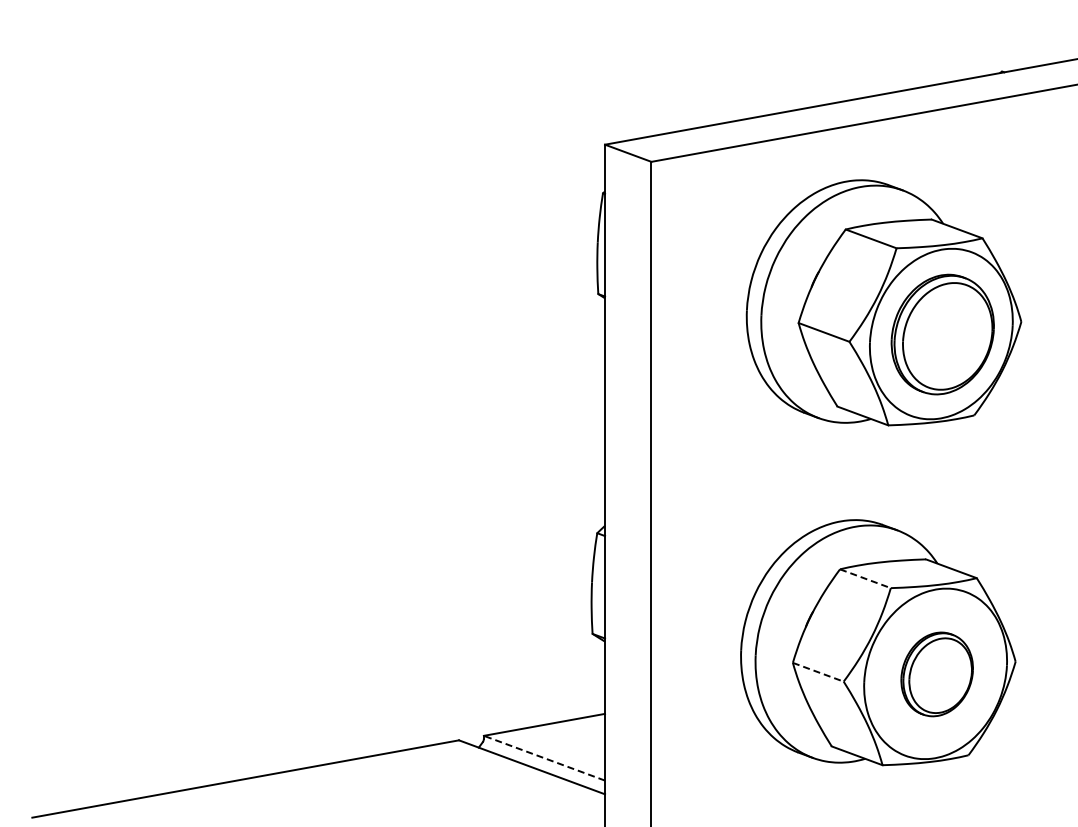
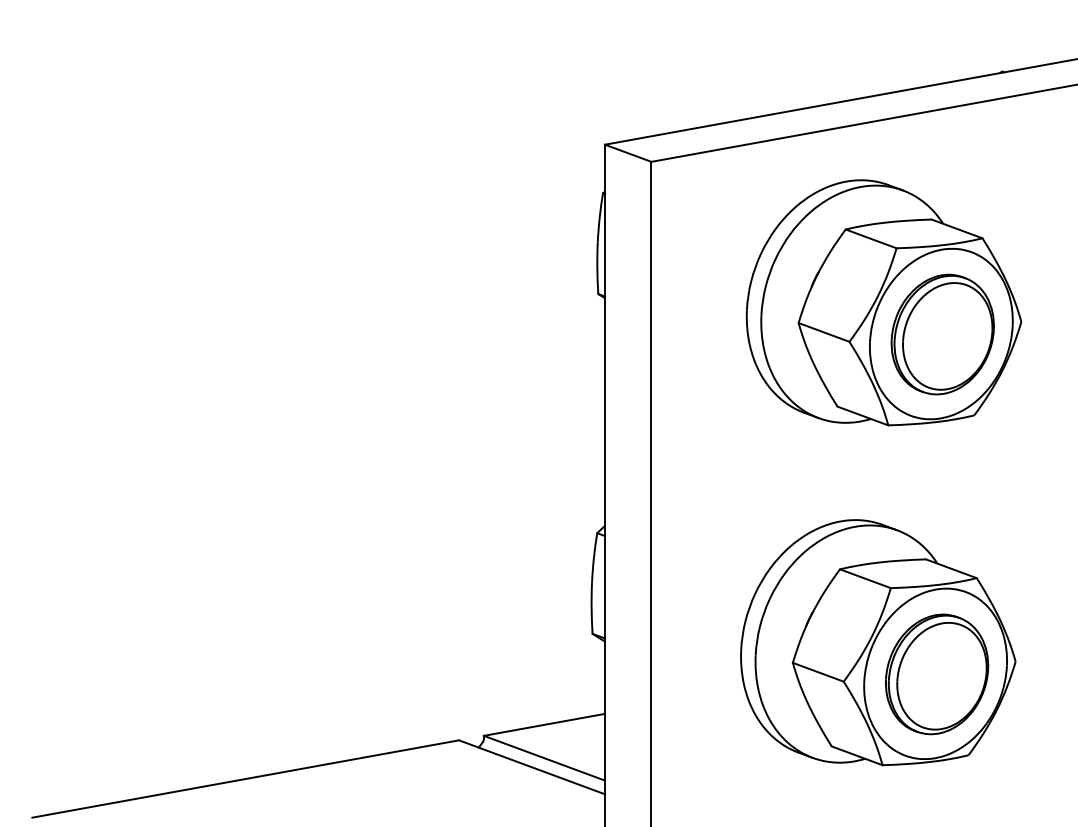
line: dashed -> solid (865, 578)
line: dashed -> solid (818, 672)
part size: 74x87 px -> 105x123 px (937, 674)
line: dashed -> solid (544, 758)
